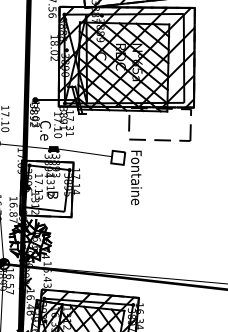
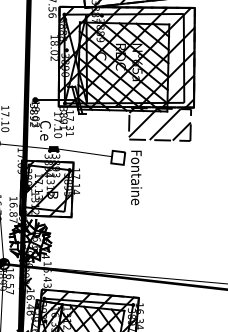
hatch: none -> present (159, 124)
hatch: none -> present (46, 188)
